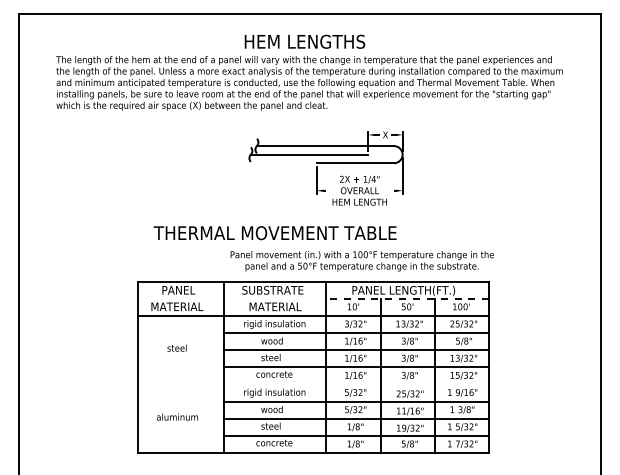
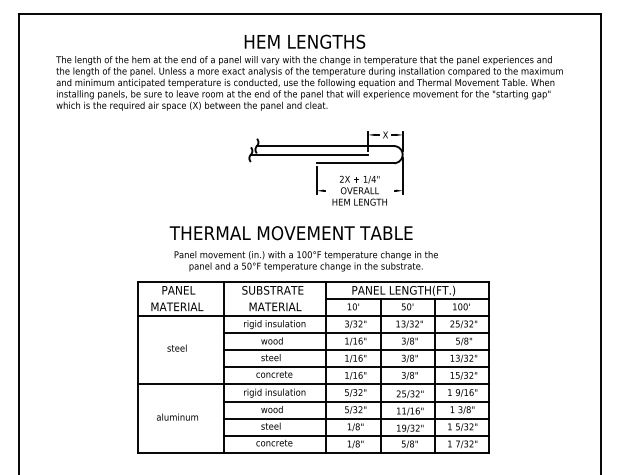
text position: (274, 233) -> (290, 233) (290, 233)
text position: (361, 261) -> (305, 261) (305, 261)
line: dashed -> solid (407, 298)
line: none -> present (313, 384)
